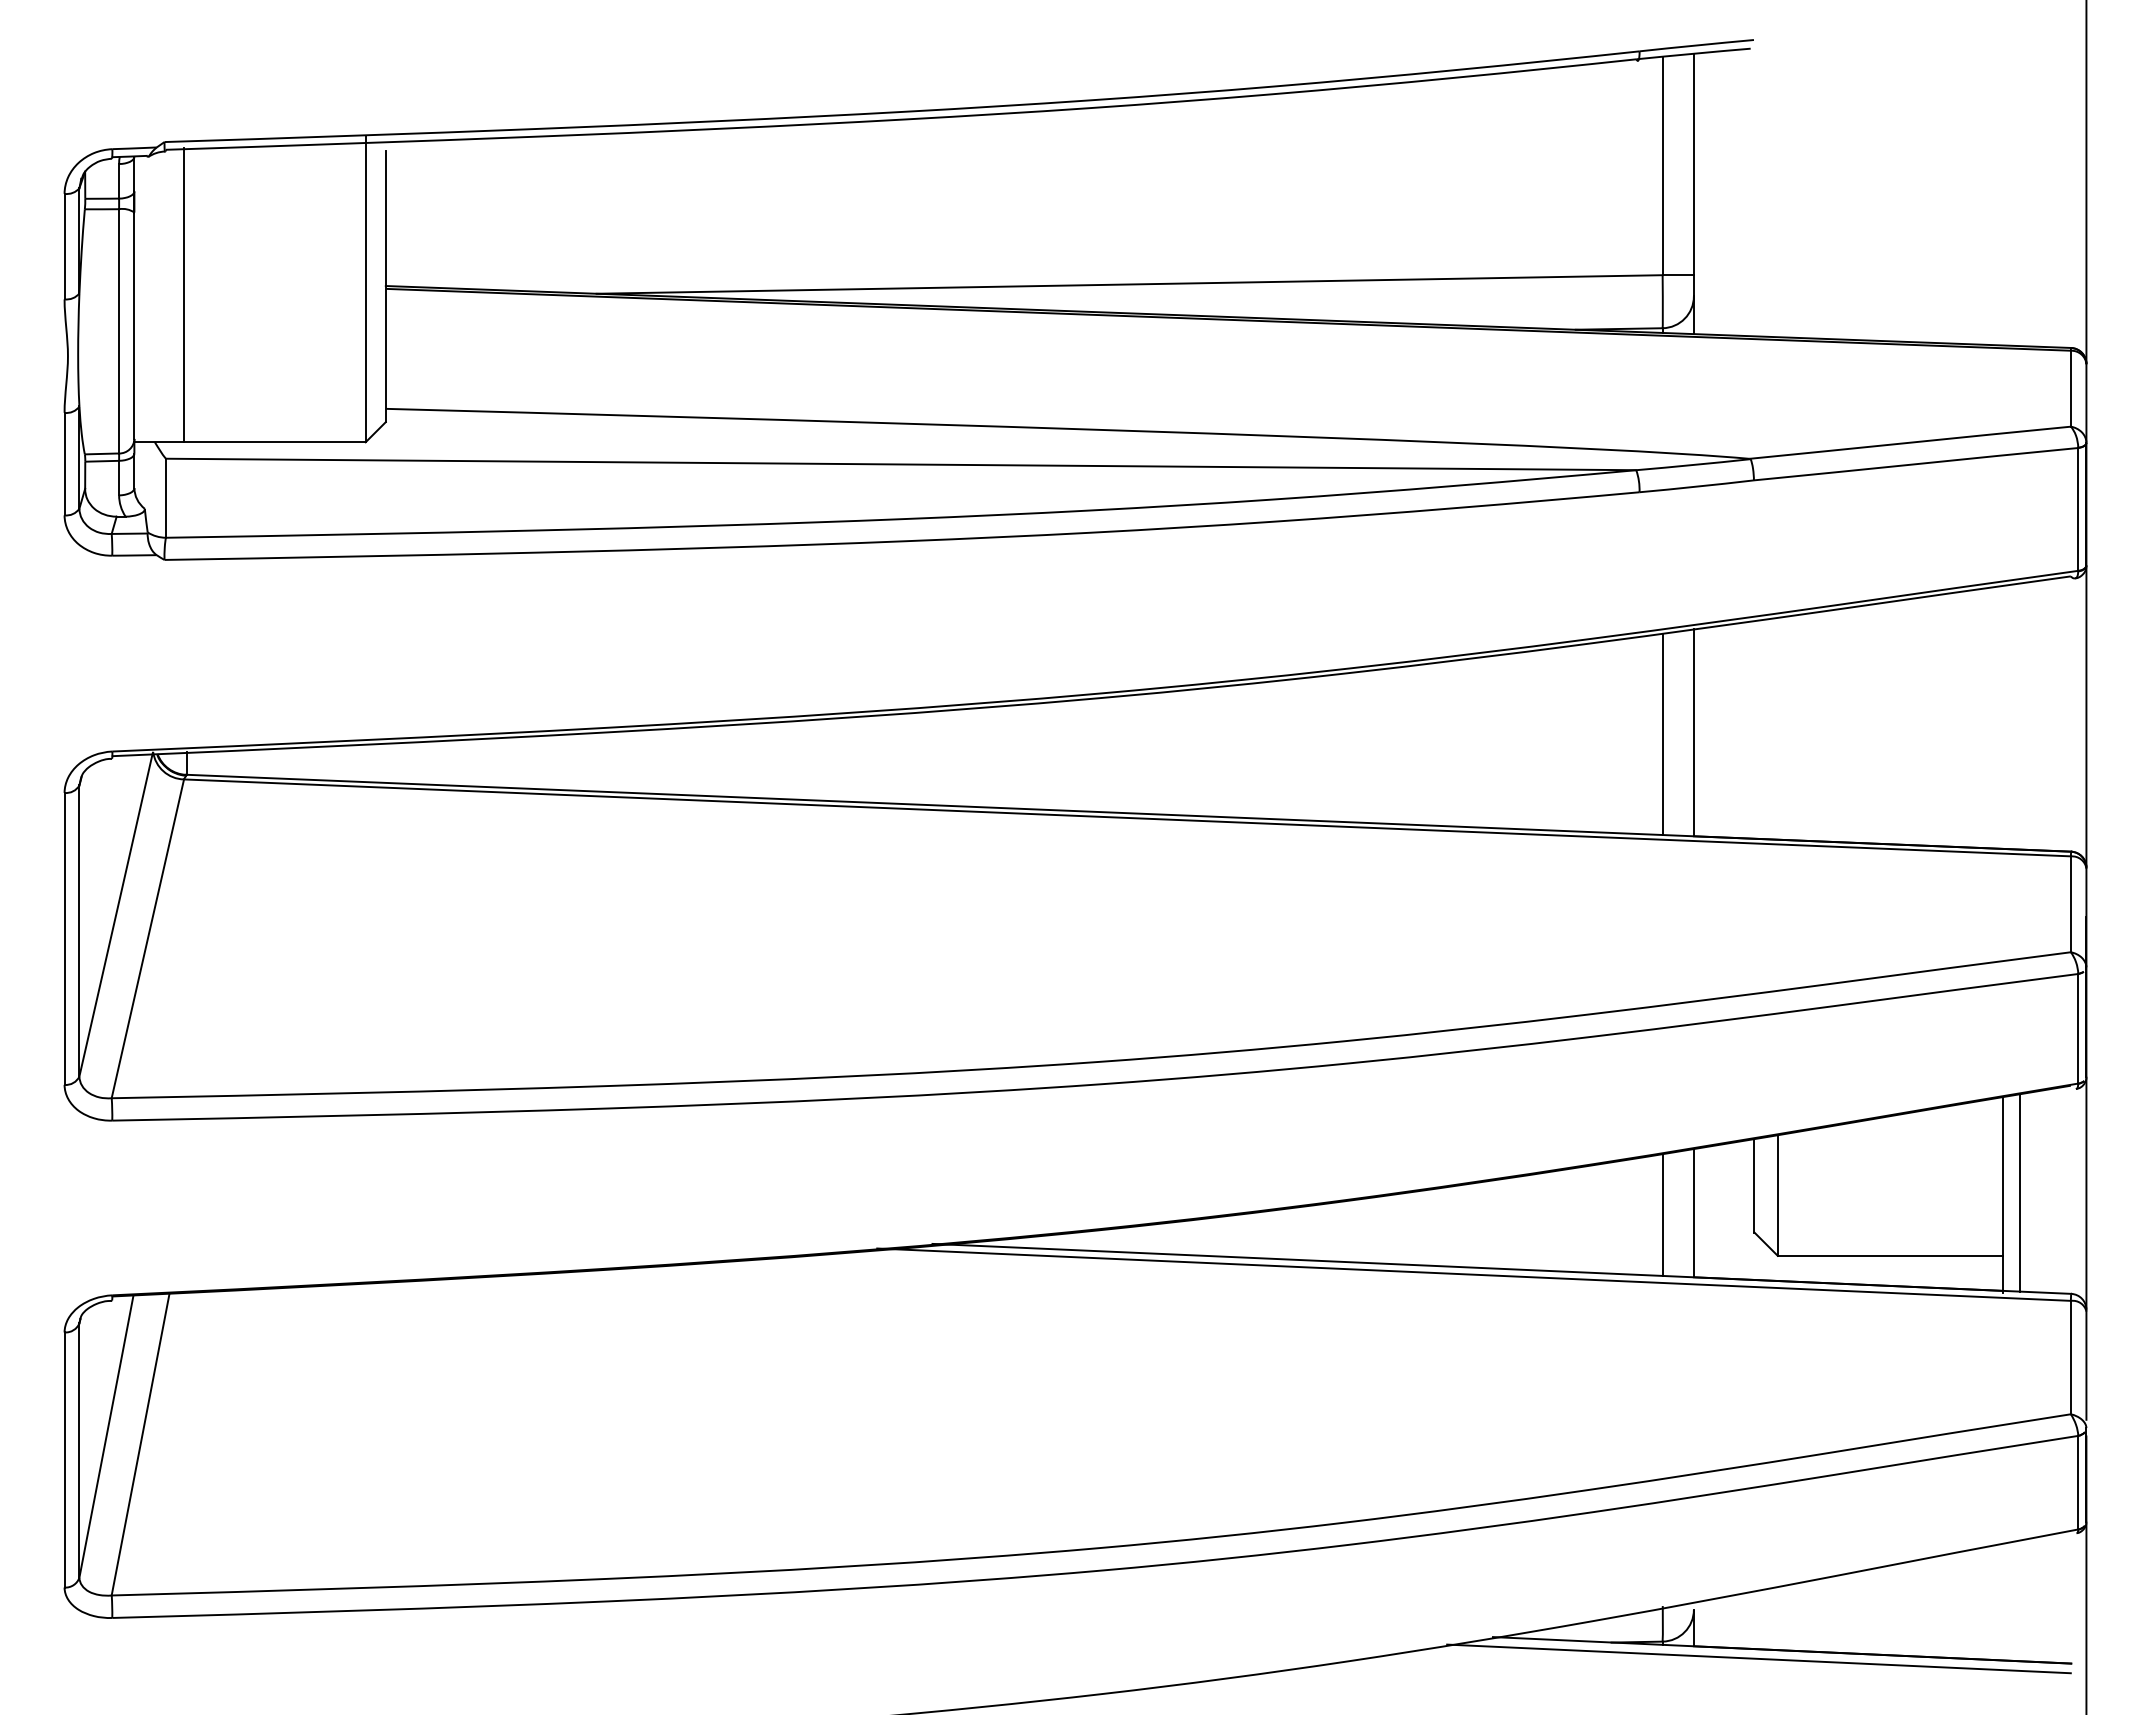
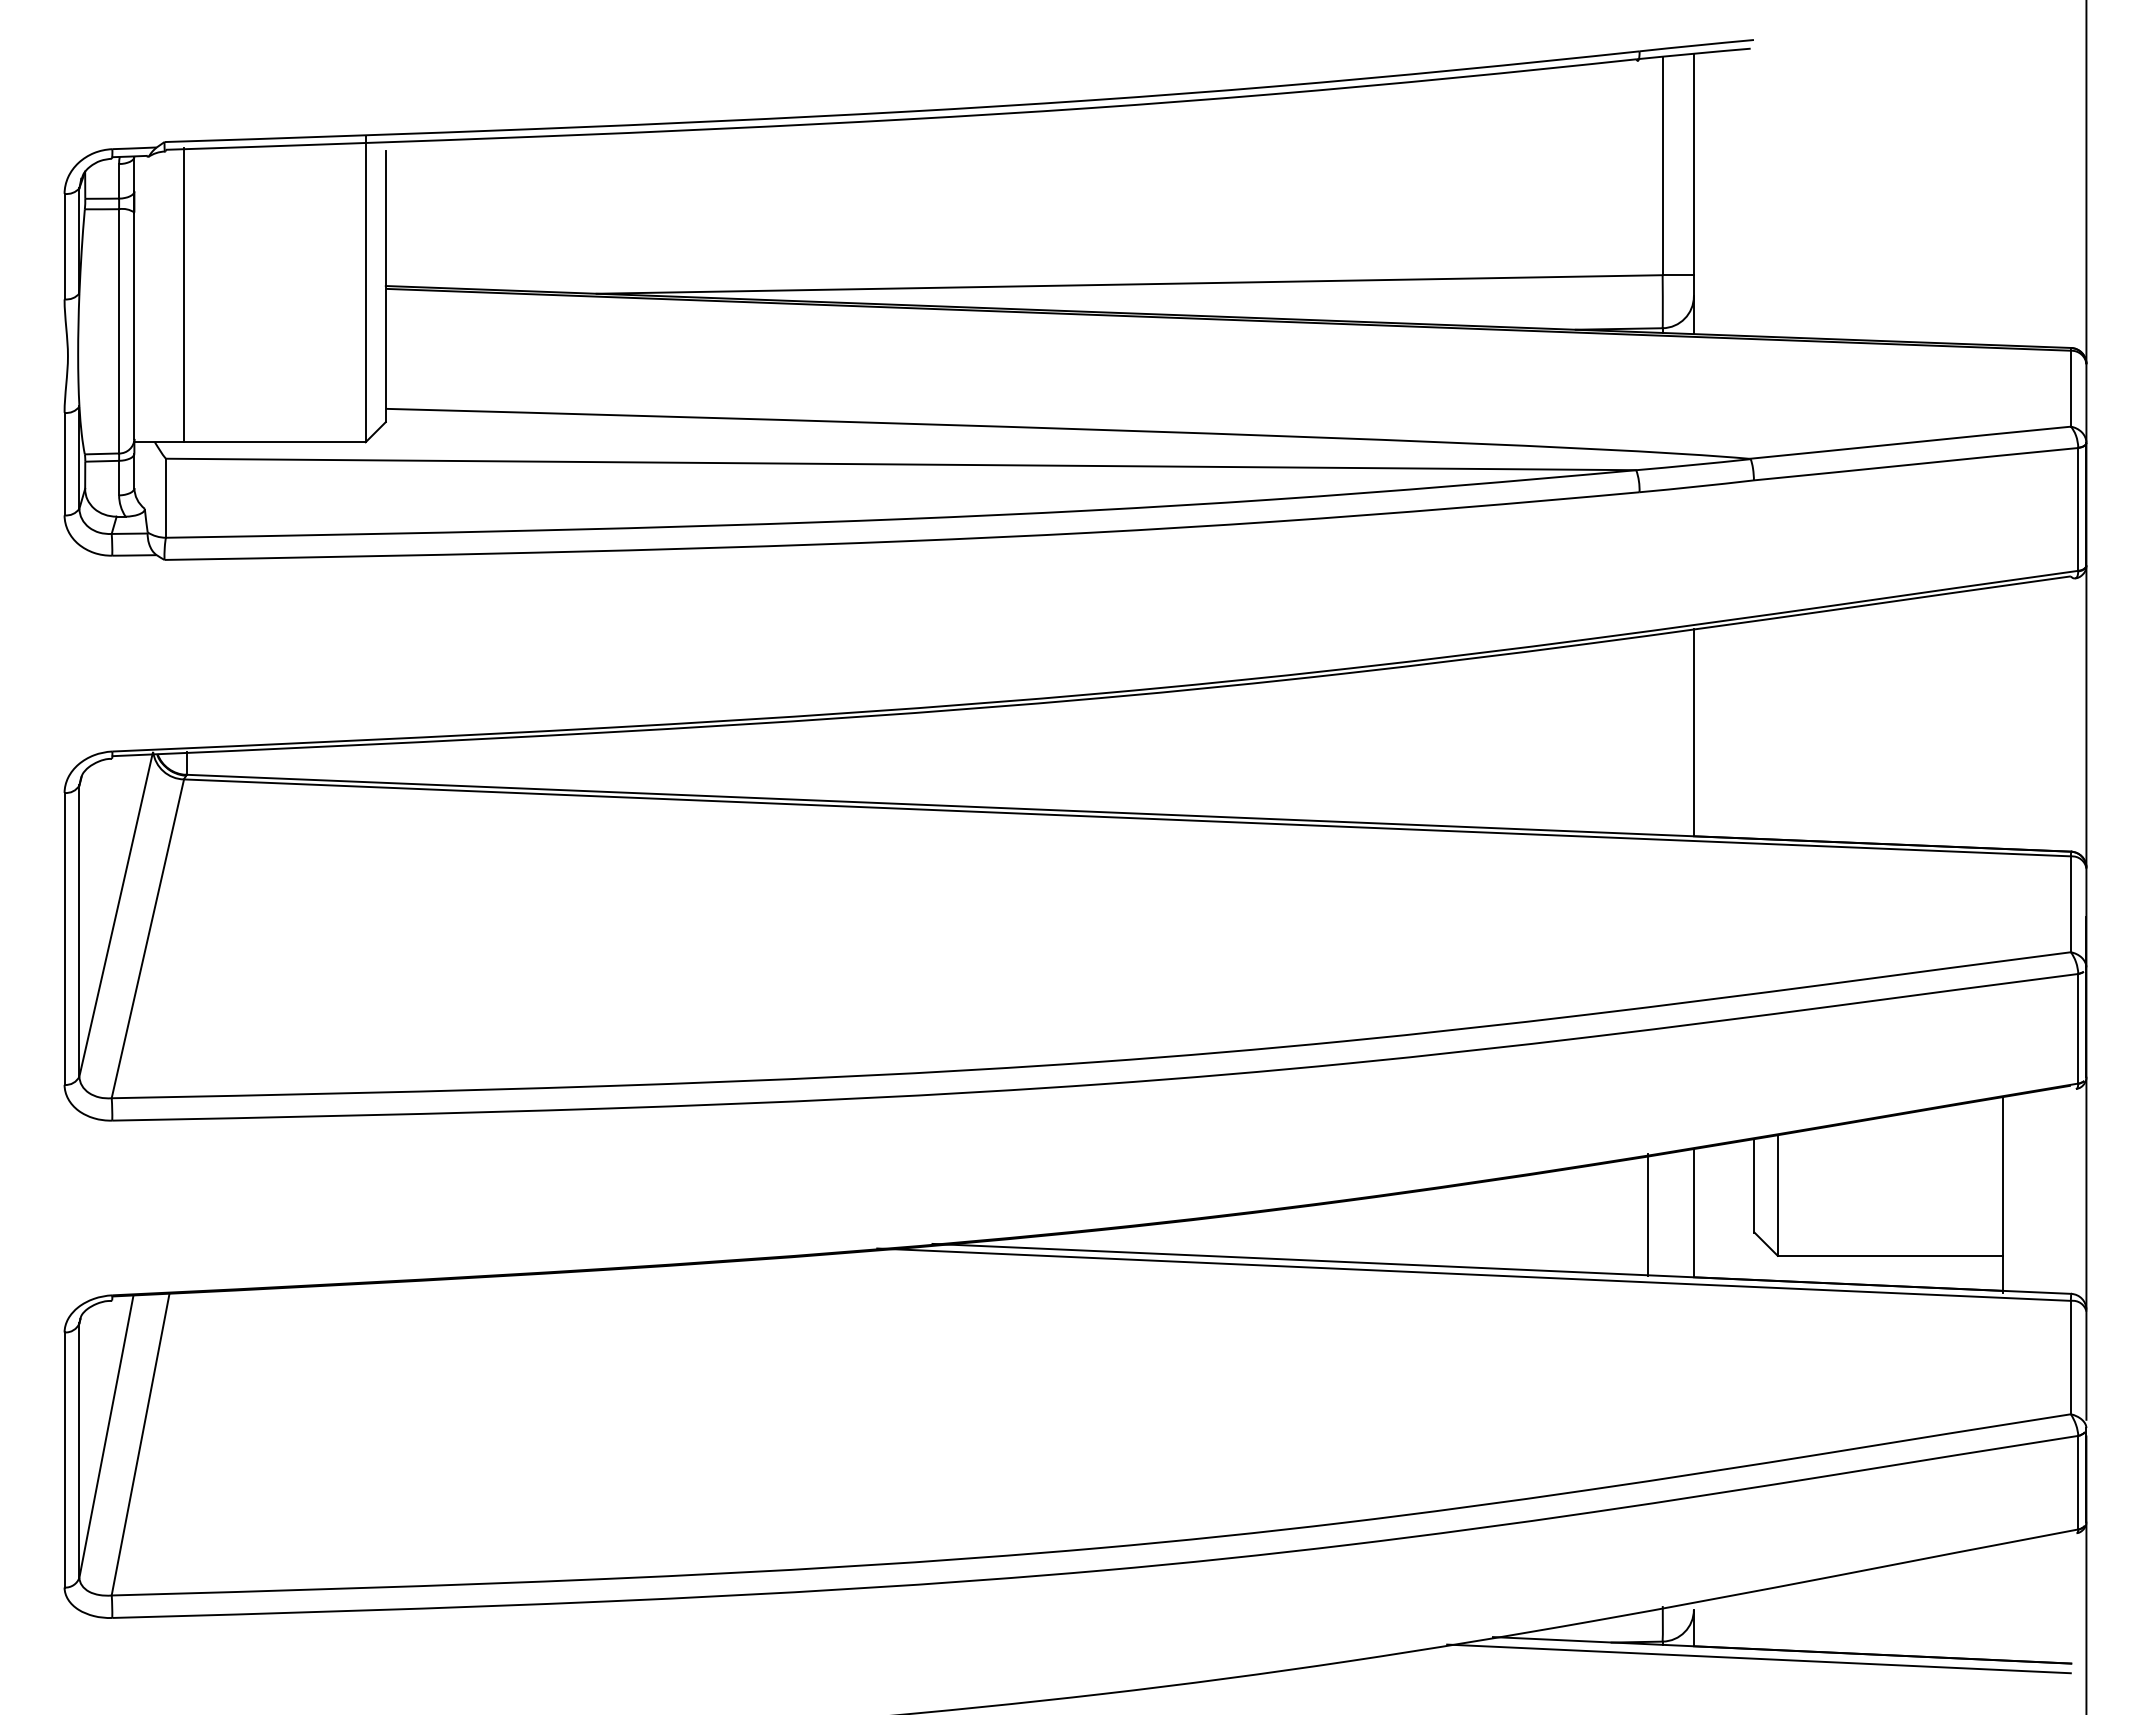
line: present -> none (1662, 734)
line: present -> none (2019, 1192)
line position: (1662, 1214) -> (1647, 1214) (1647, 1214)
